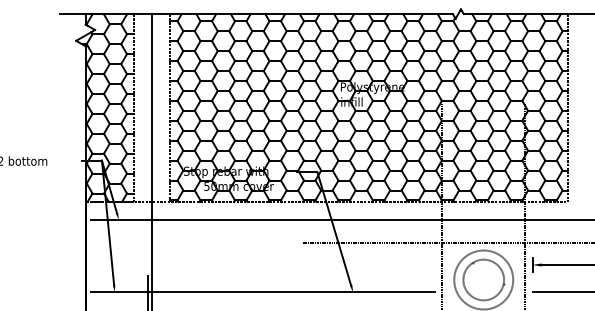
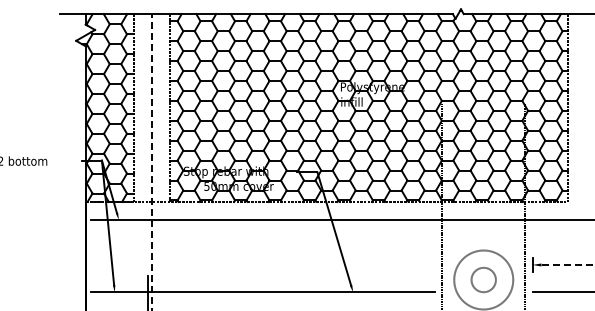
line: solid -> dashed (151, 161)
line: present -> none (446, 243)
line: solid -> dashed (568, 264)
circle diameter: 41 px -> 24 px (483, 279)
